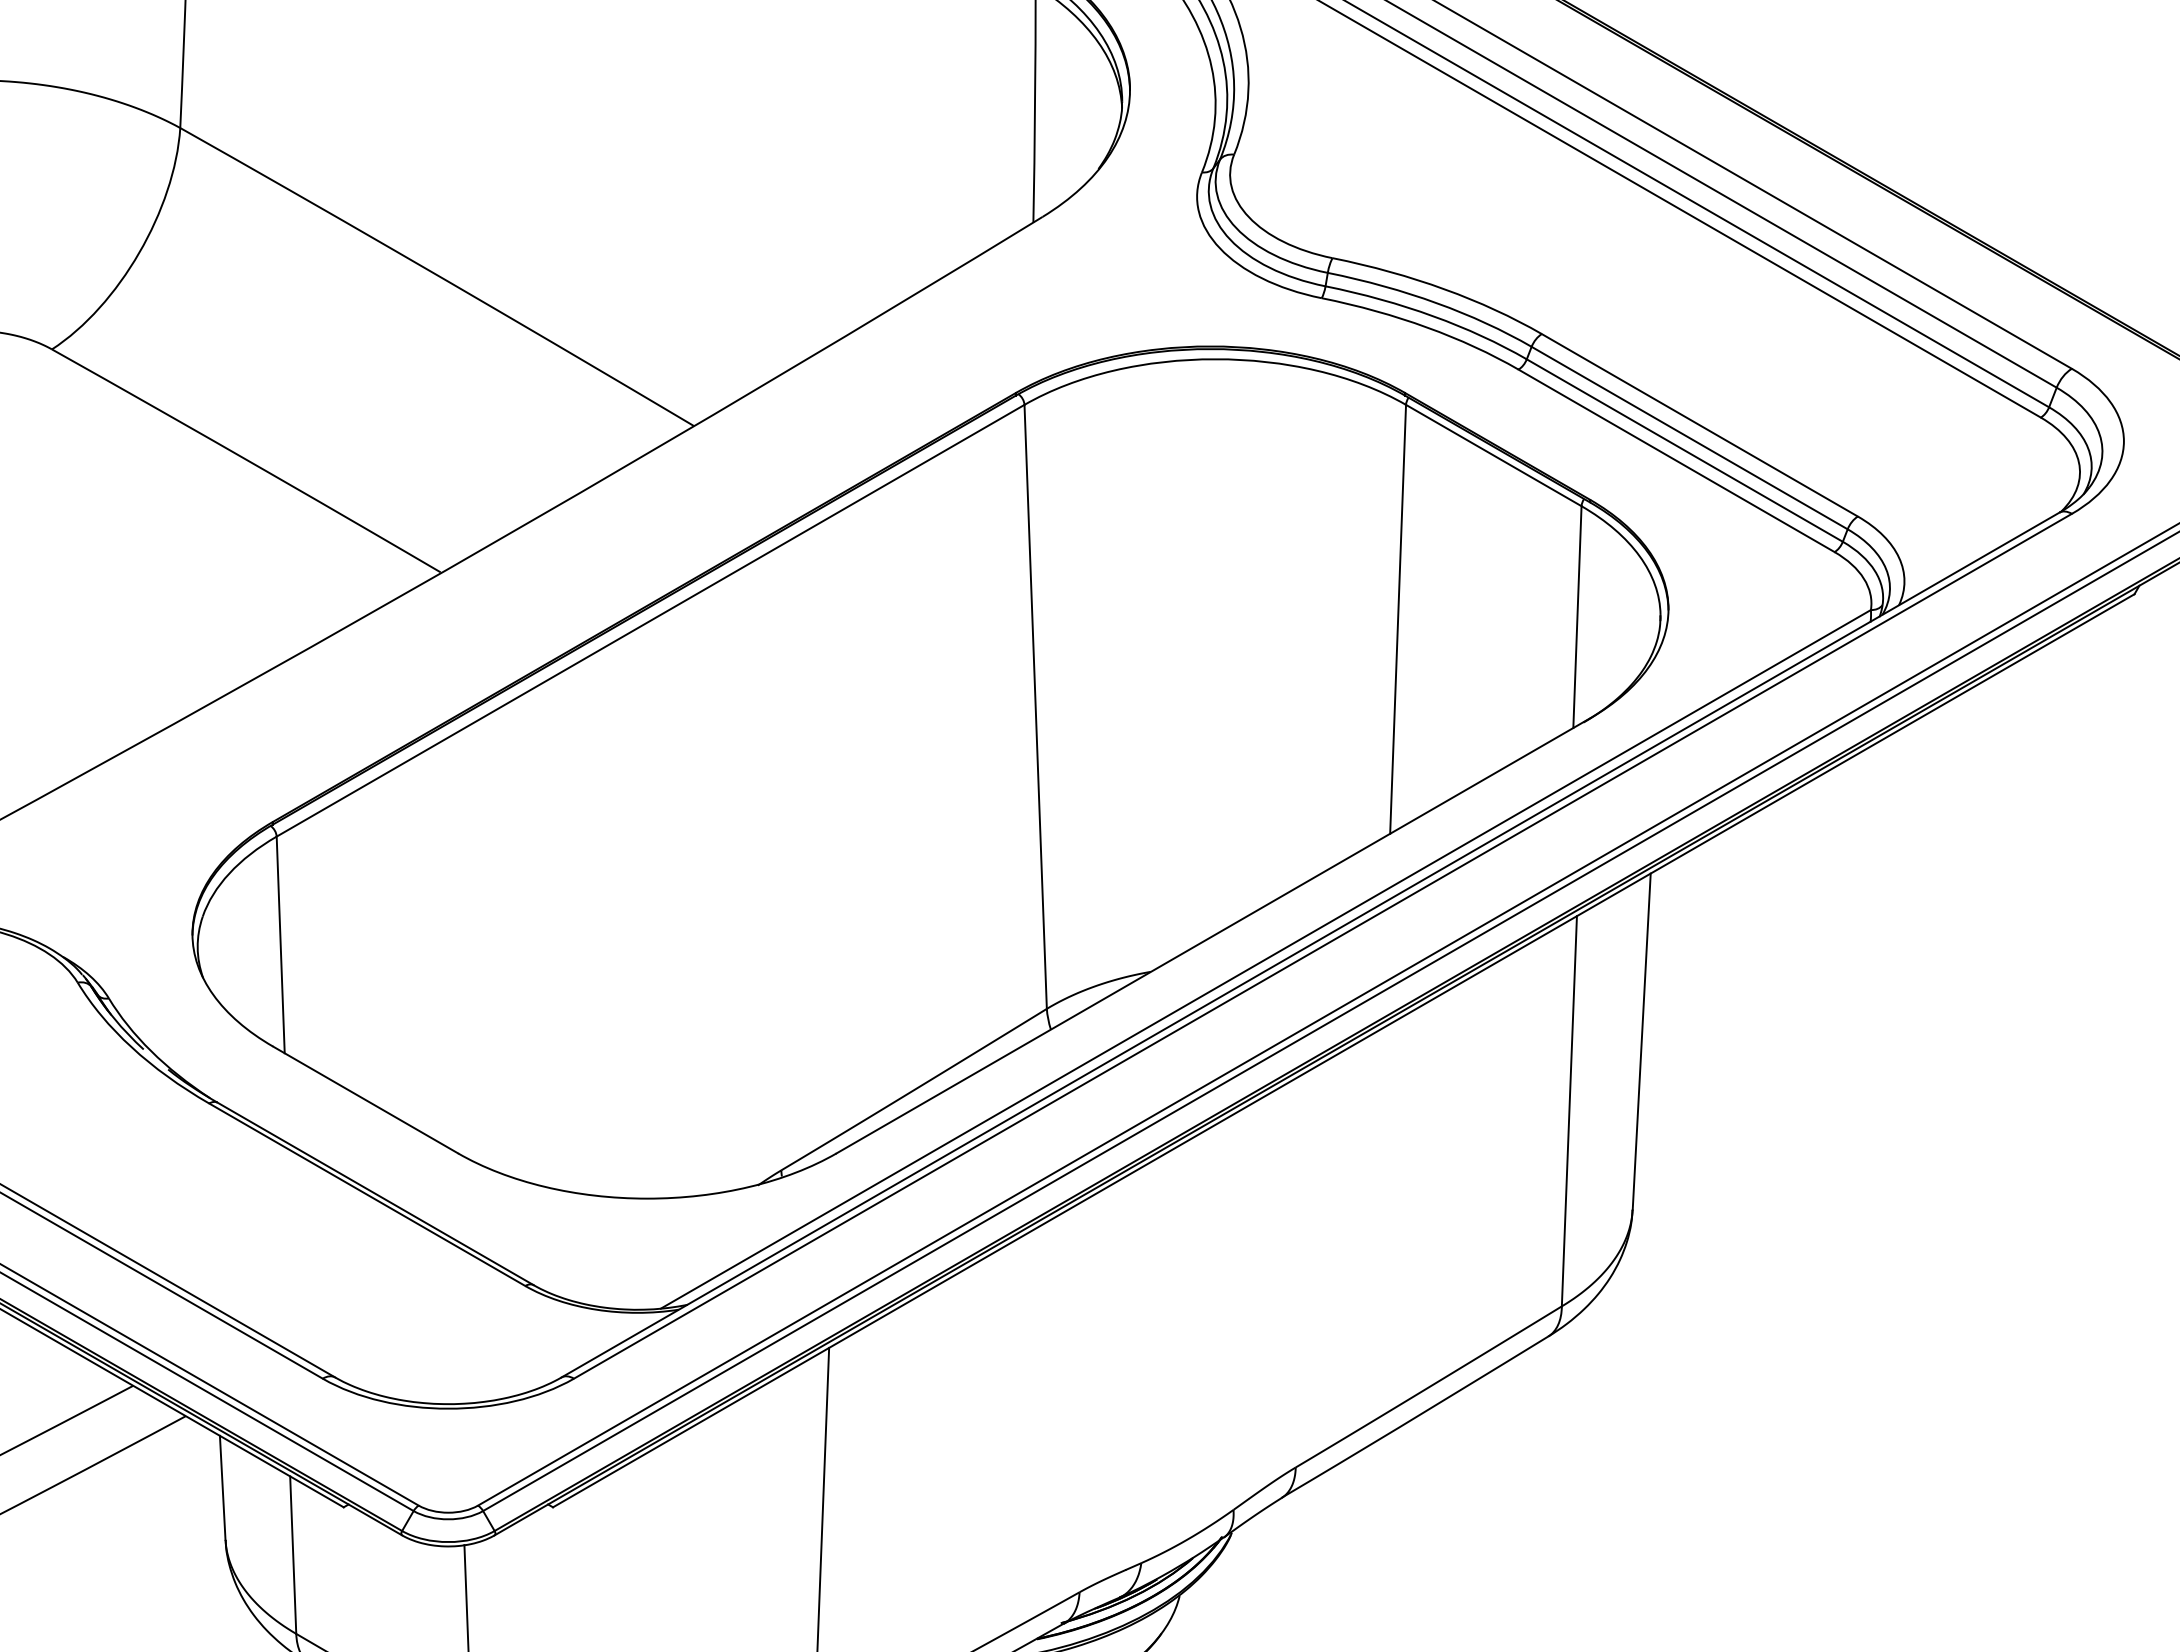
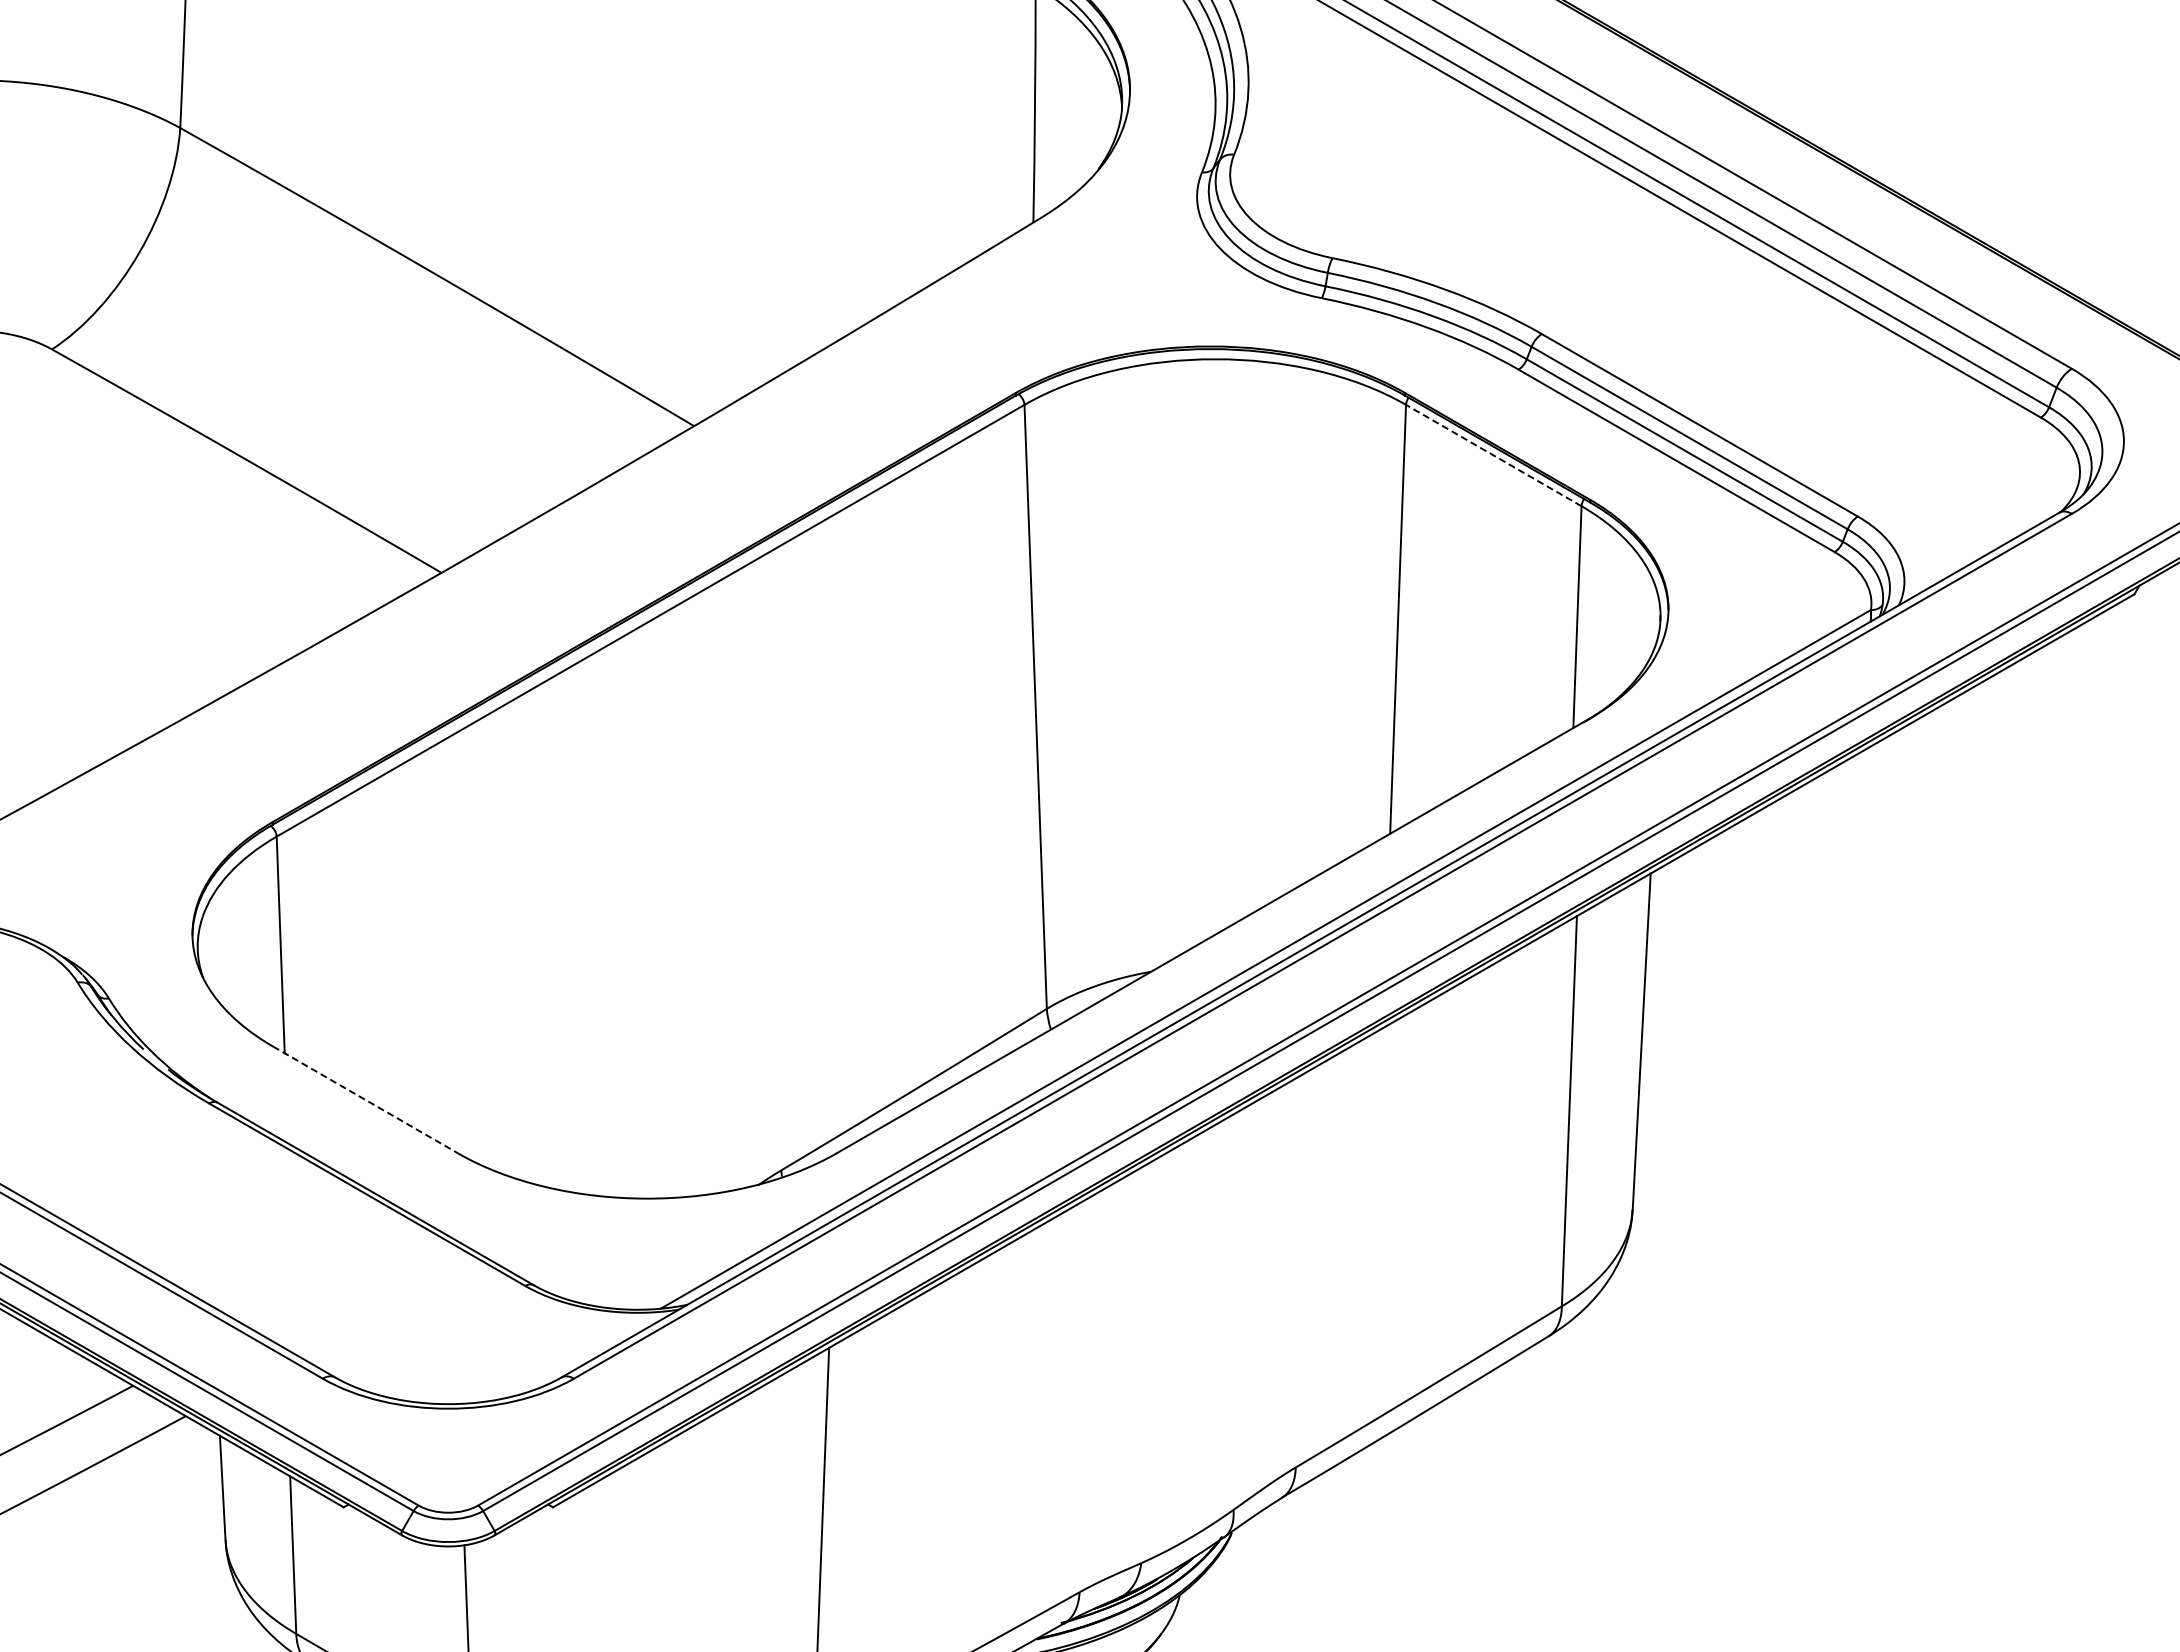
line: solid -> dashed (1493, 455)
line: solid -> dashed (365, 1099)
